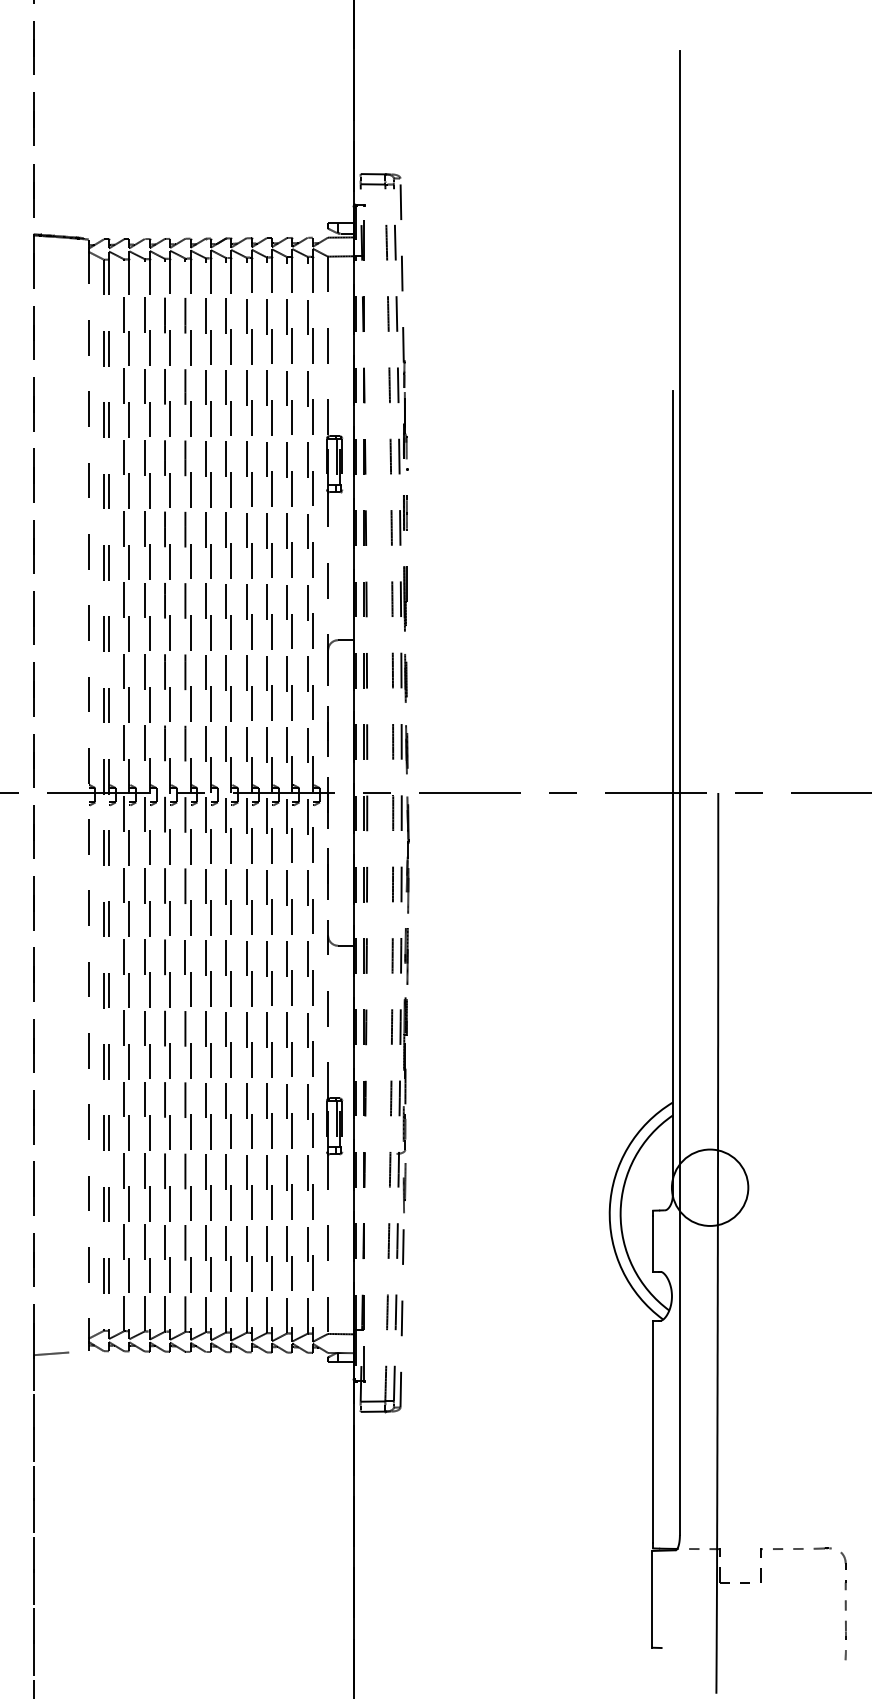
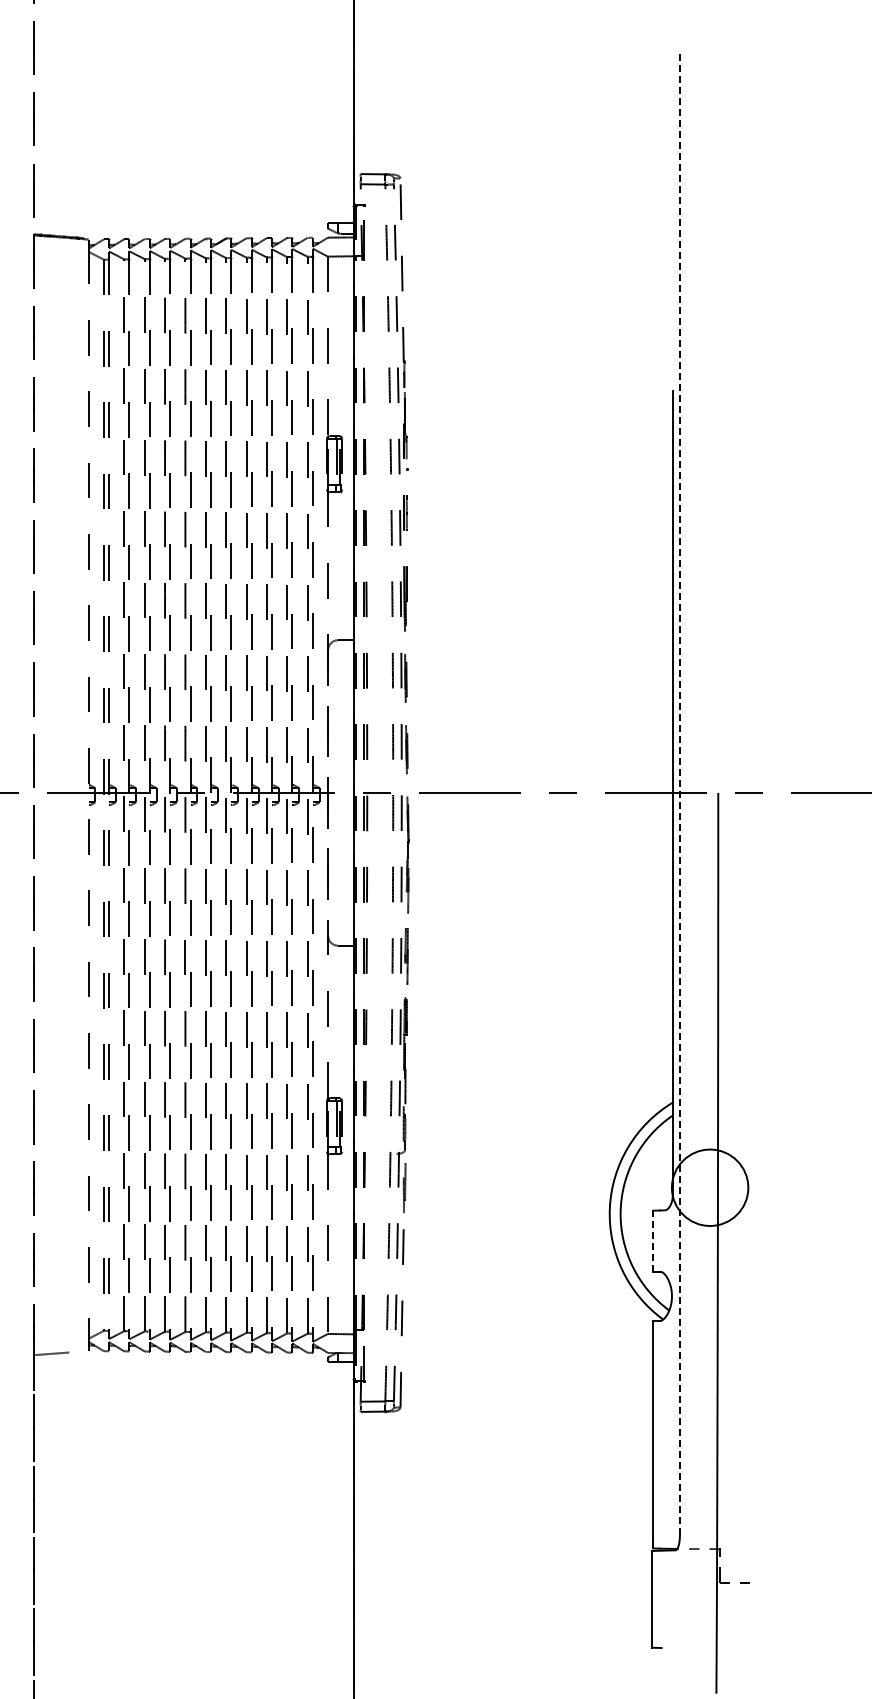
line: solid -> dashed (679, 792)
line: solid -> dashed (653, 1243)
part: present -> none (844, 1603)
